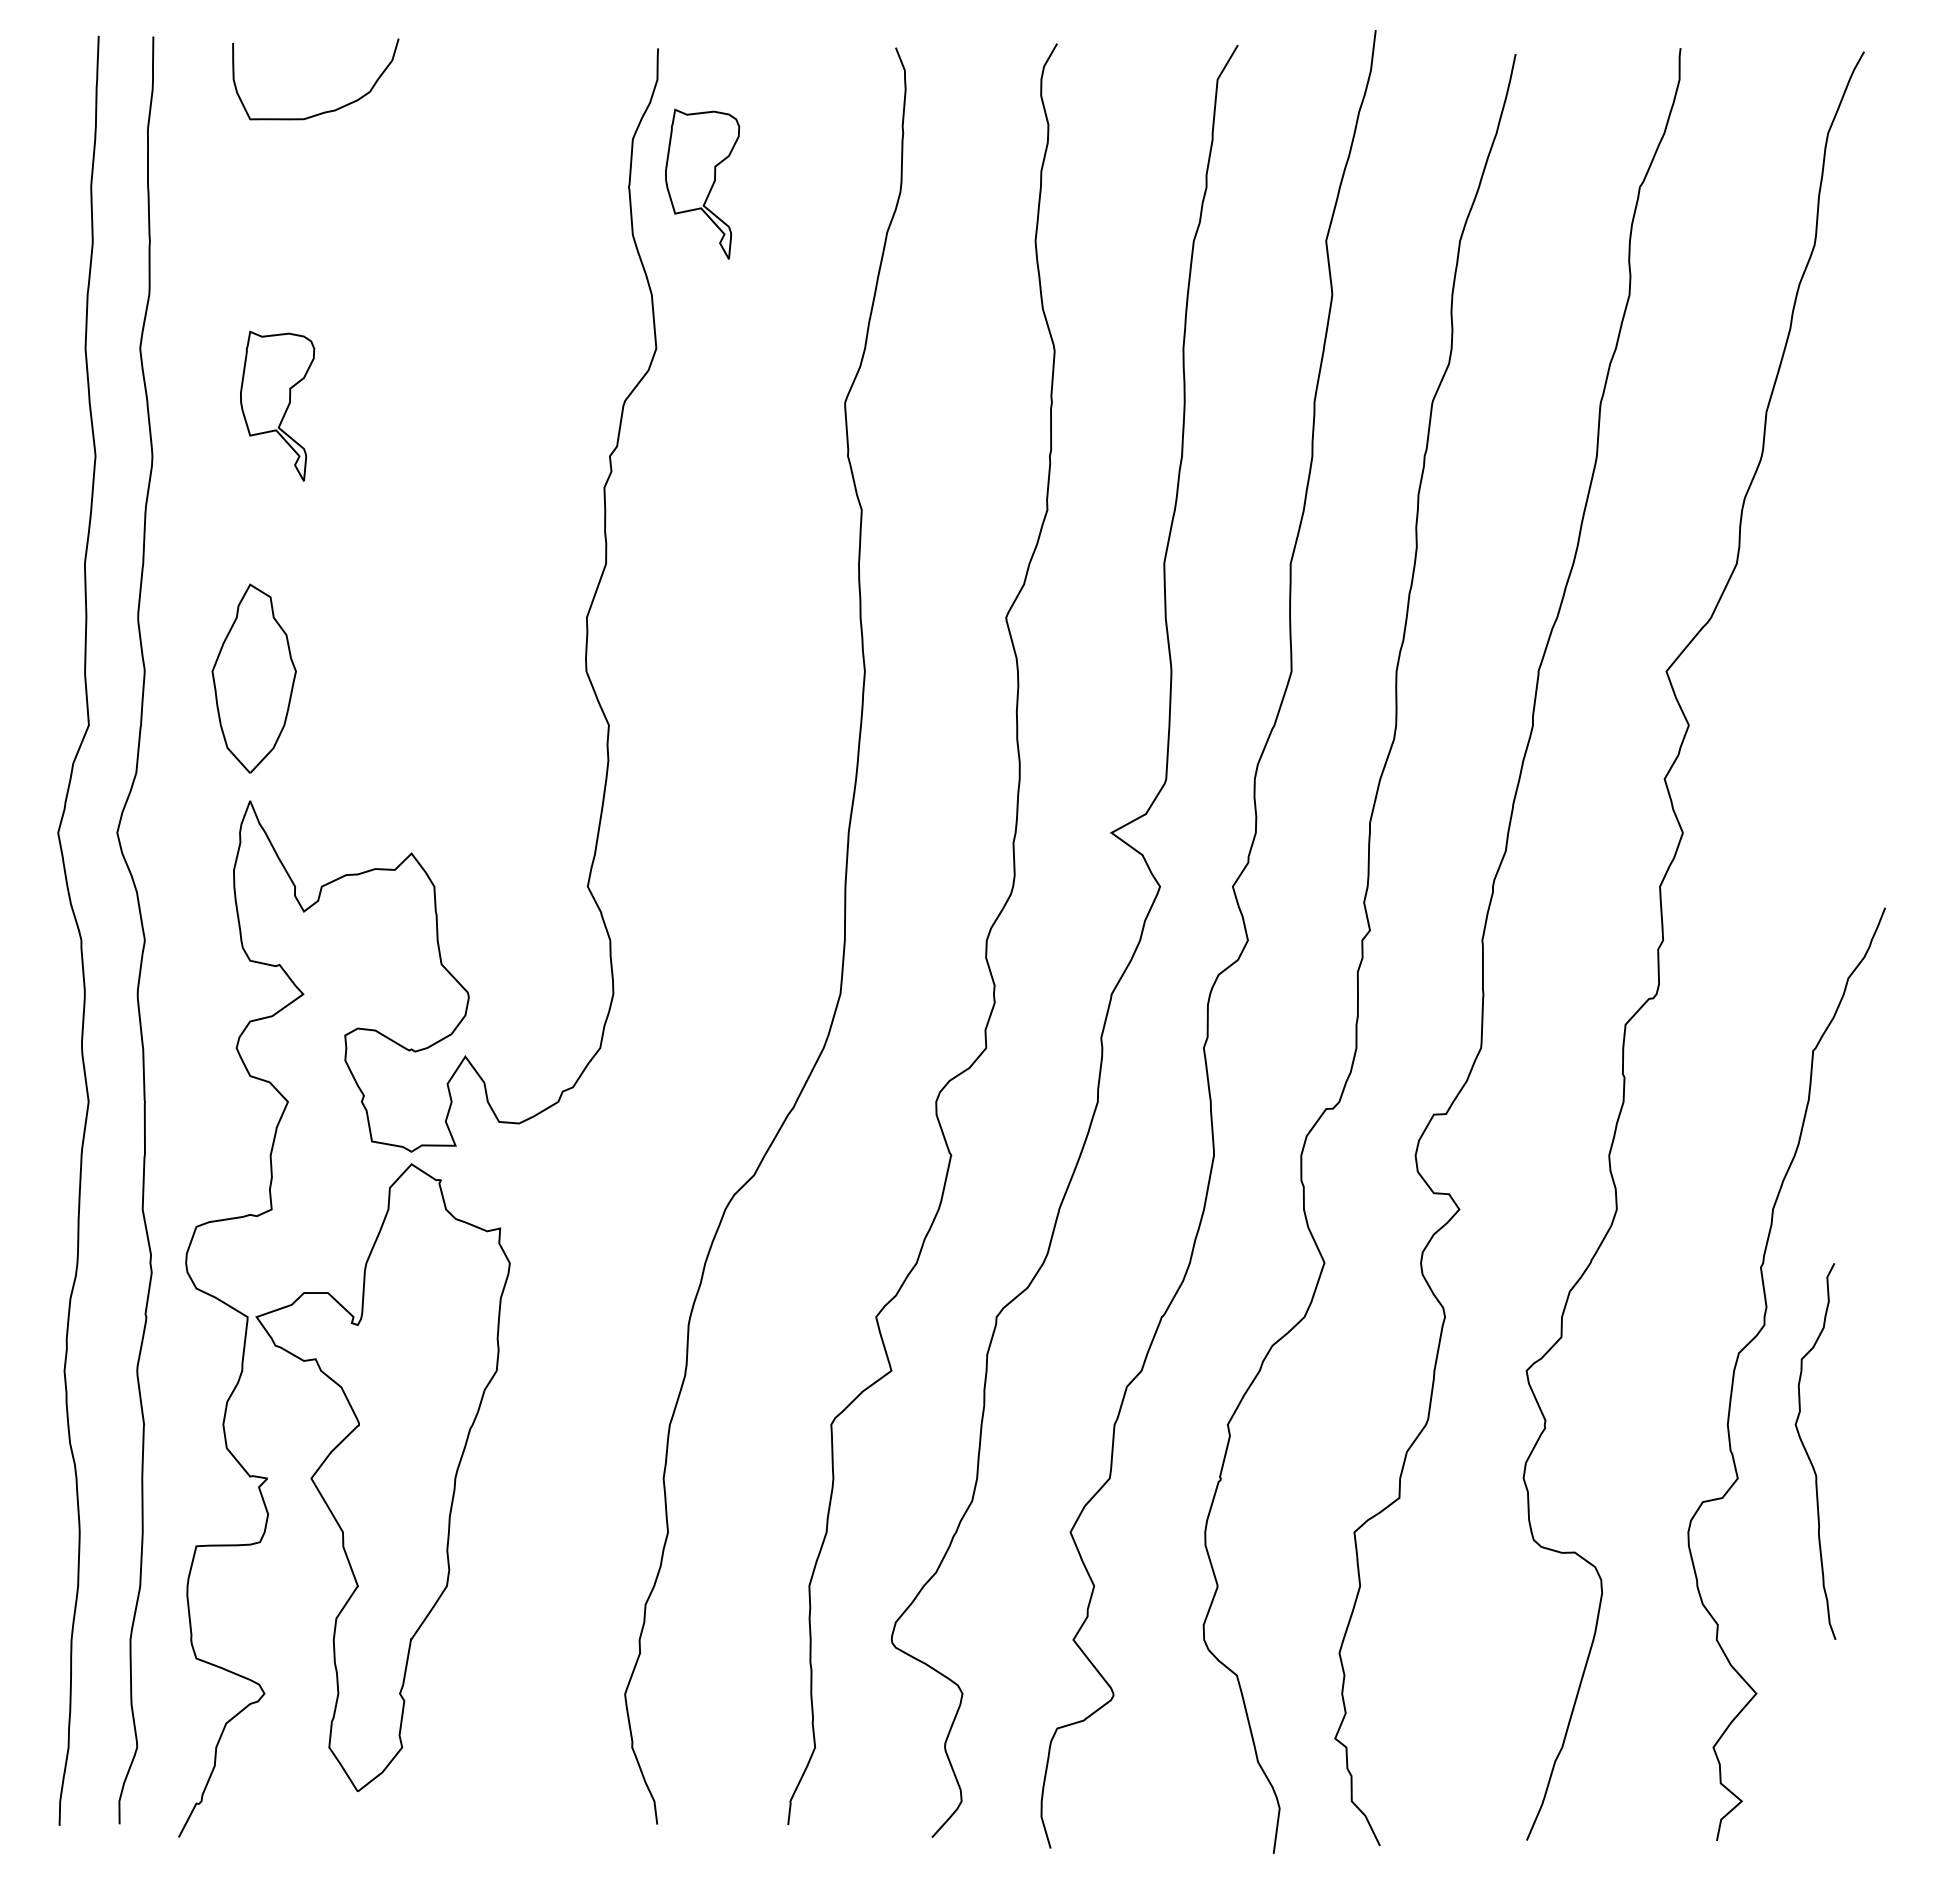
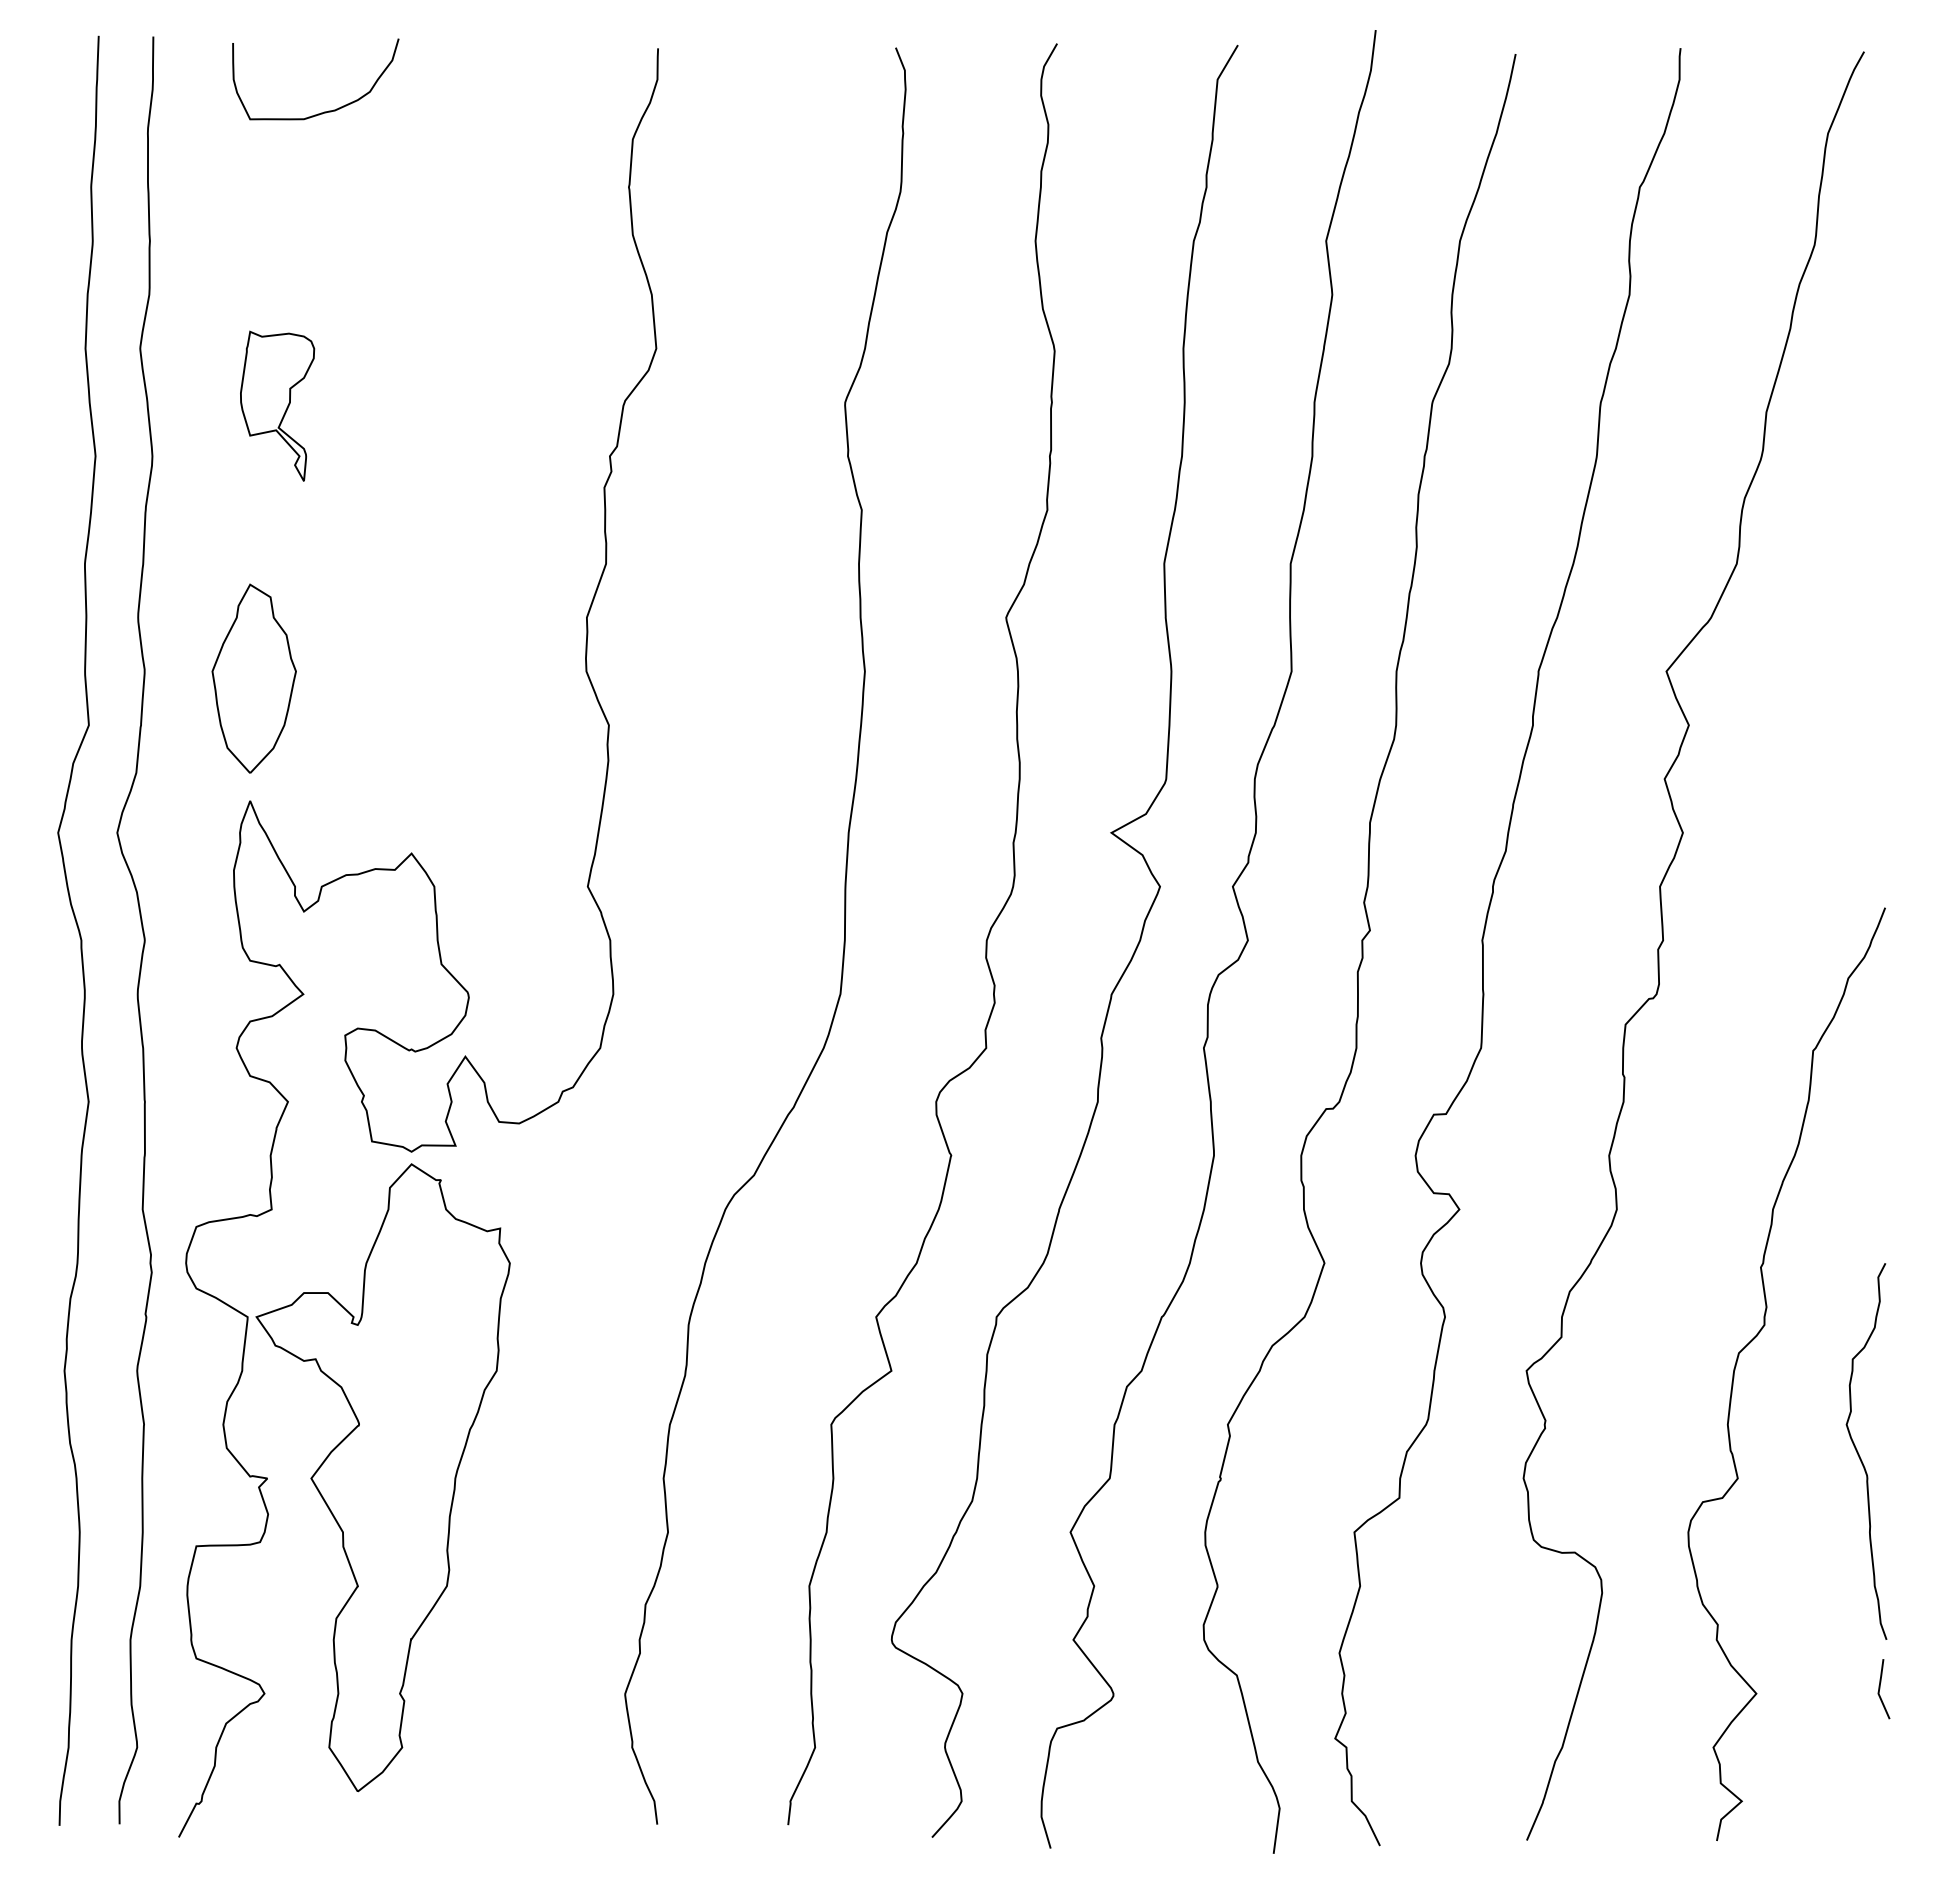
part: present -> none (702, 183)
curve position: (1808, 1454) -> (1859, 1454) (1859, 1454)
line: none -> present (1880, 1689)
